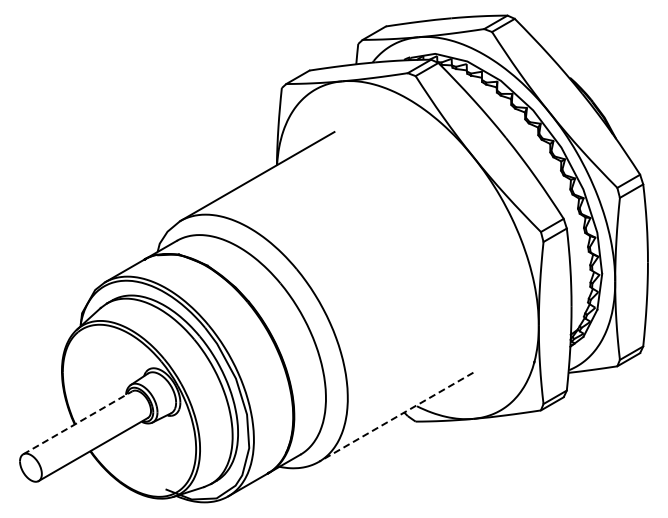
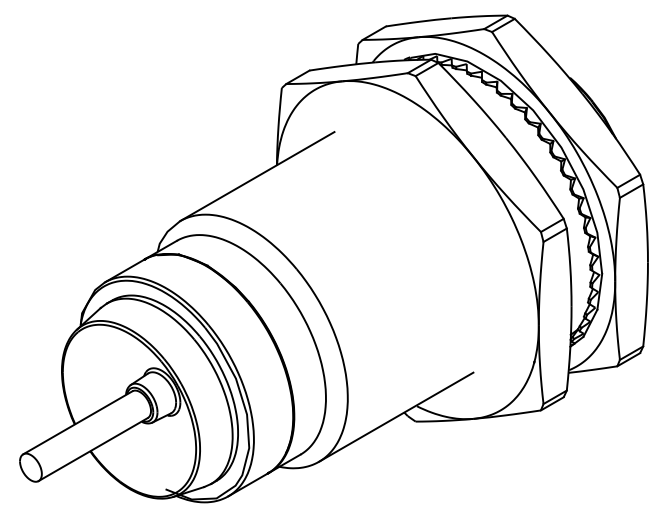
line: dashed -> solid (395, 417)
line: dashed -> solid (78, 422)
